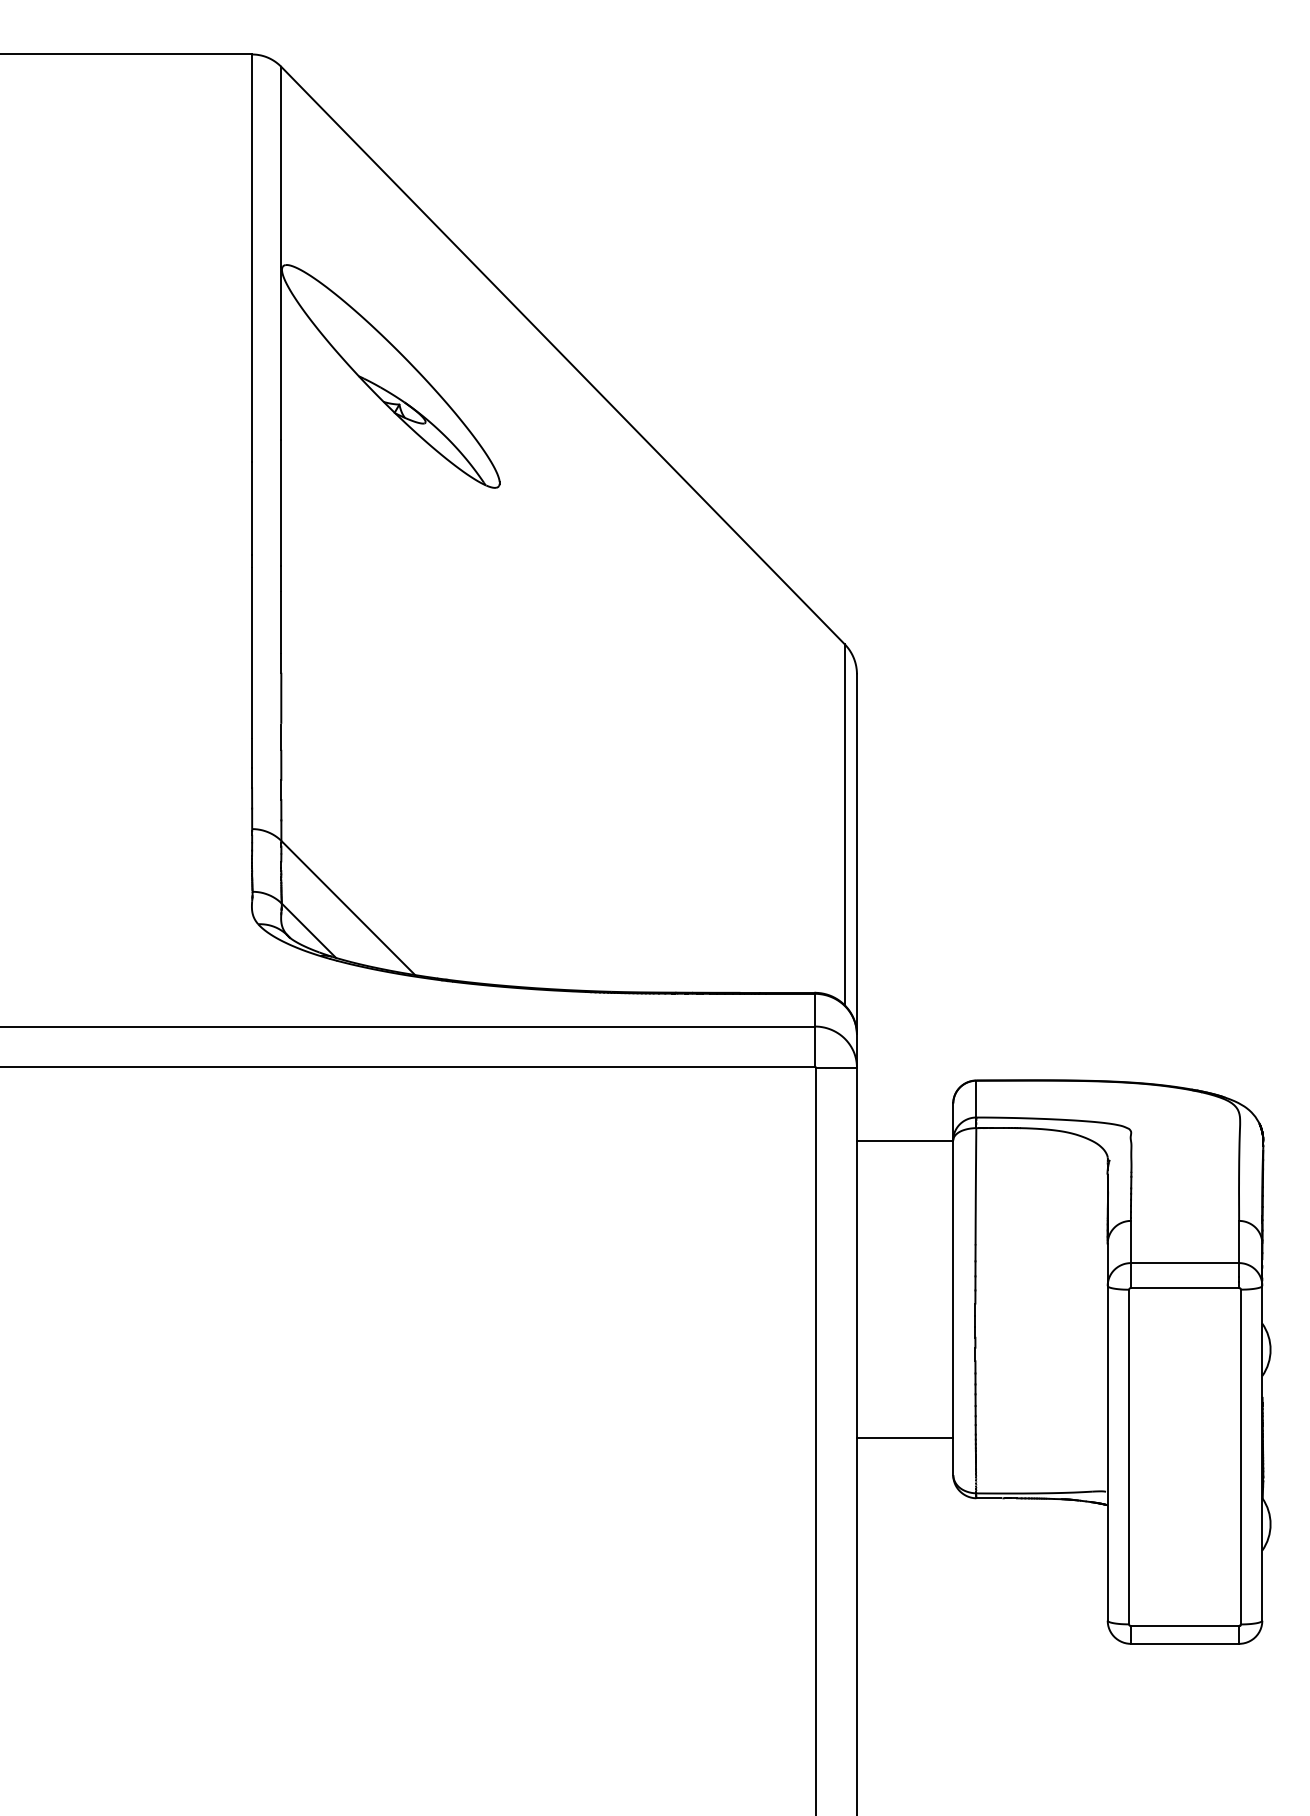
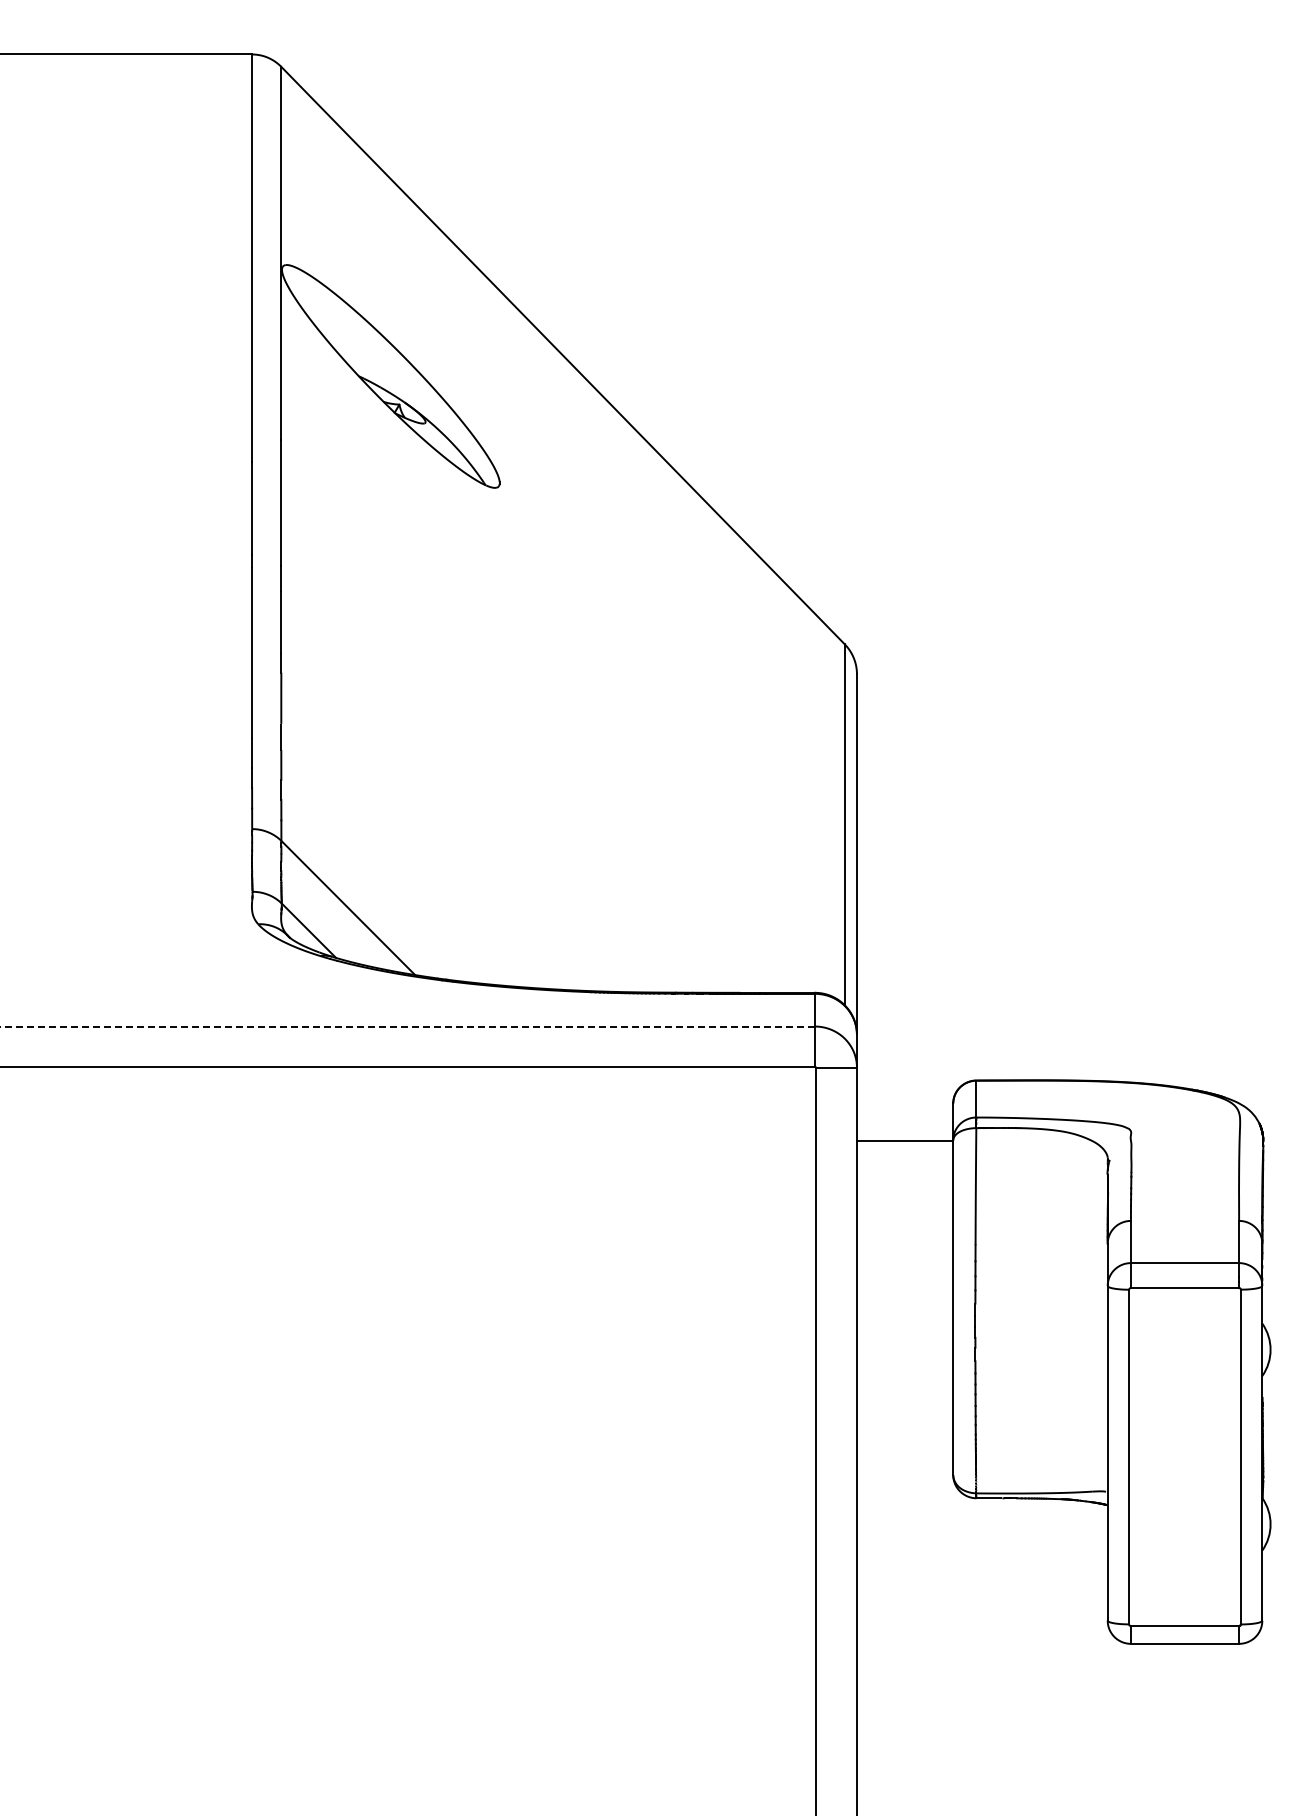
line: solid -> dashed (408, 1026)
line: present -> none (904, 1438)
